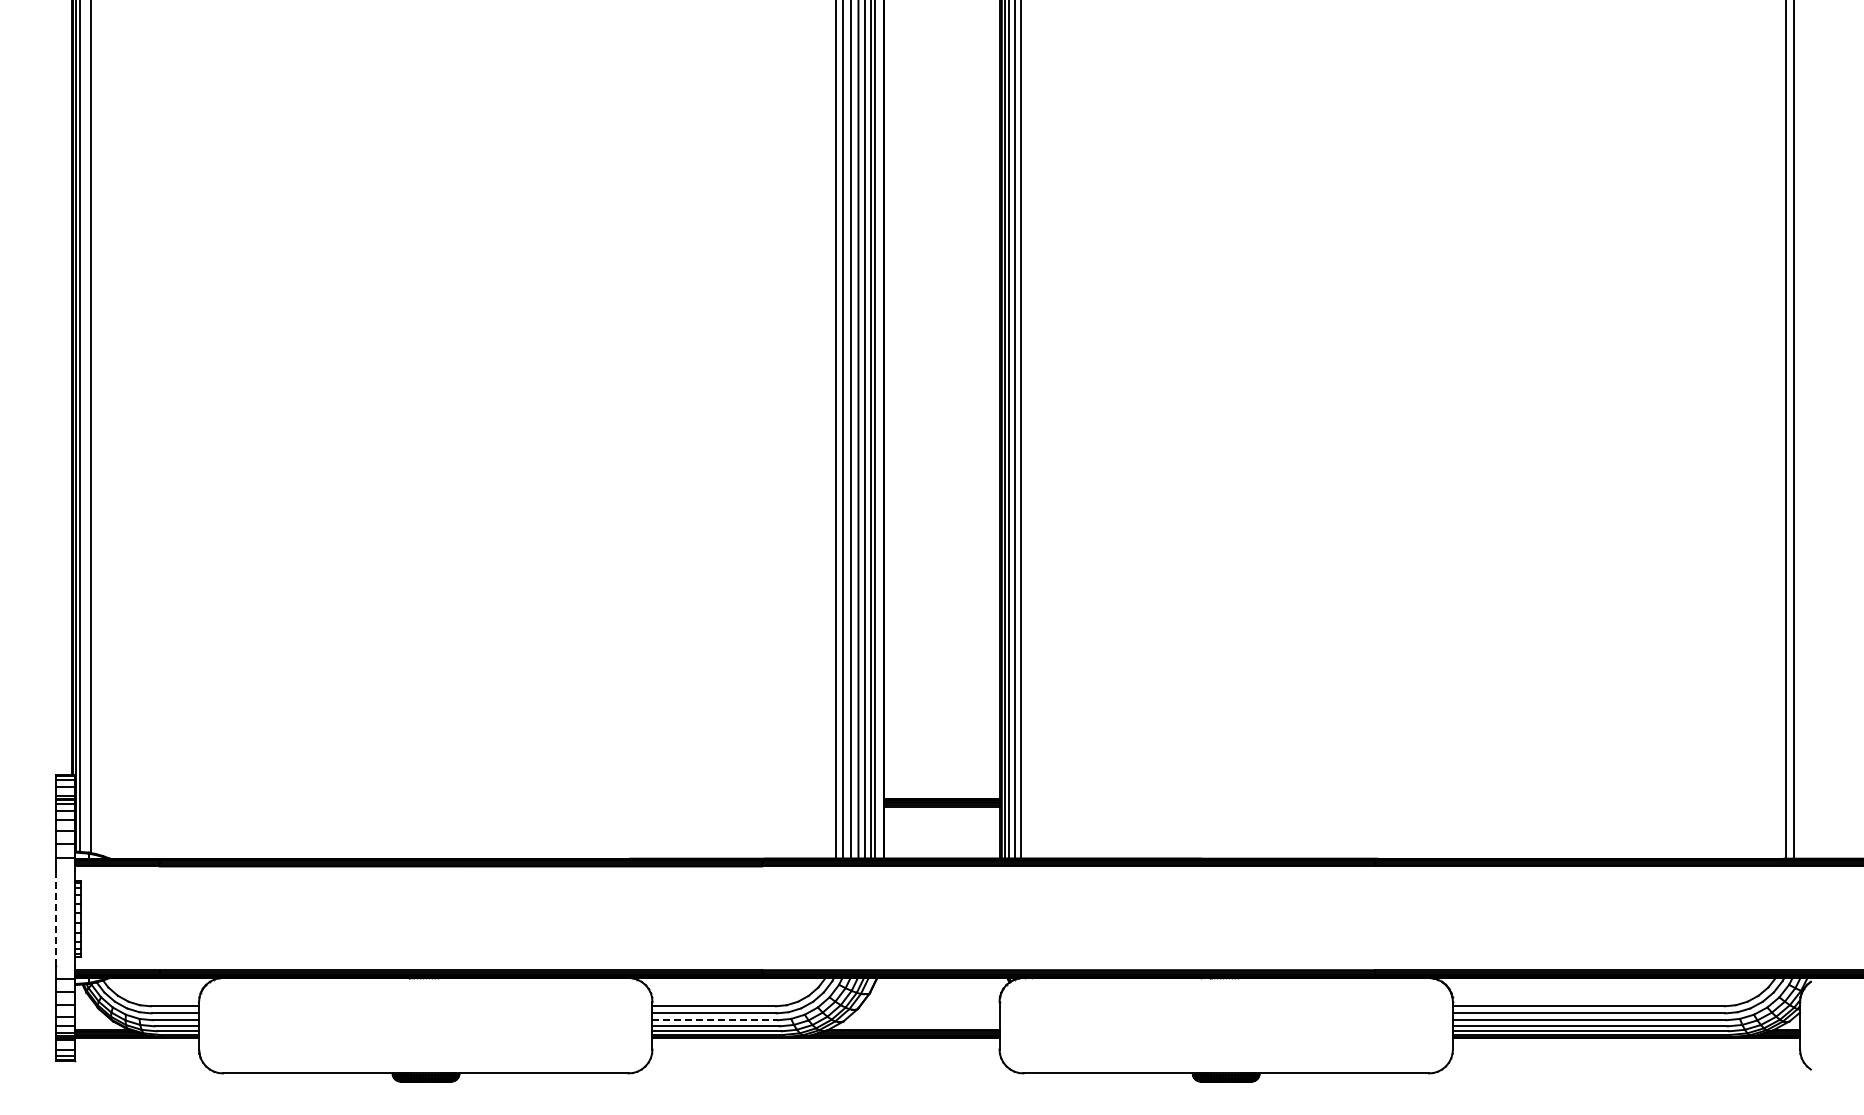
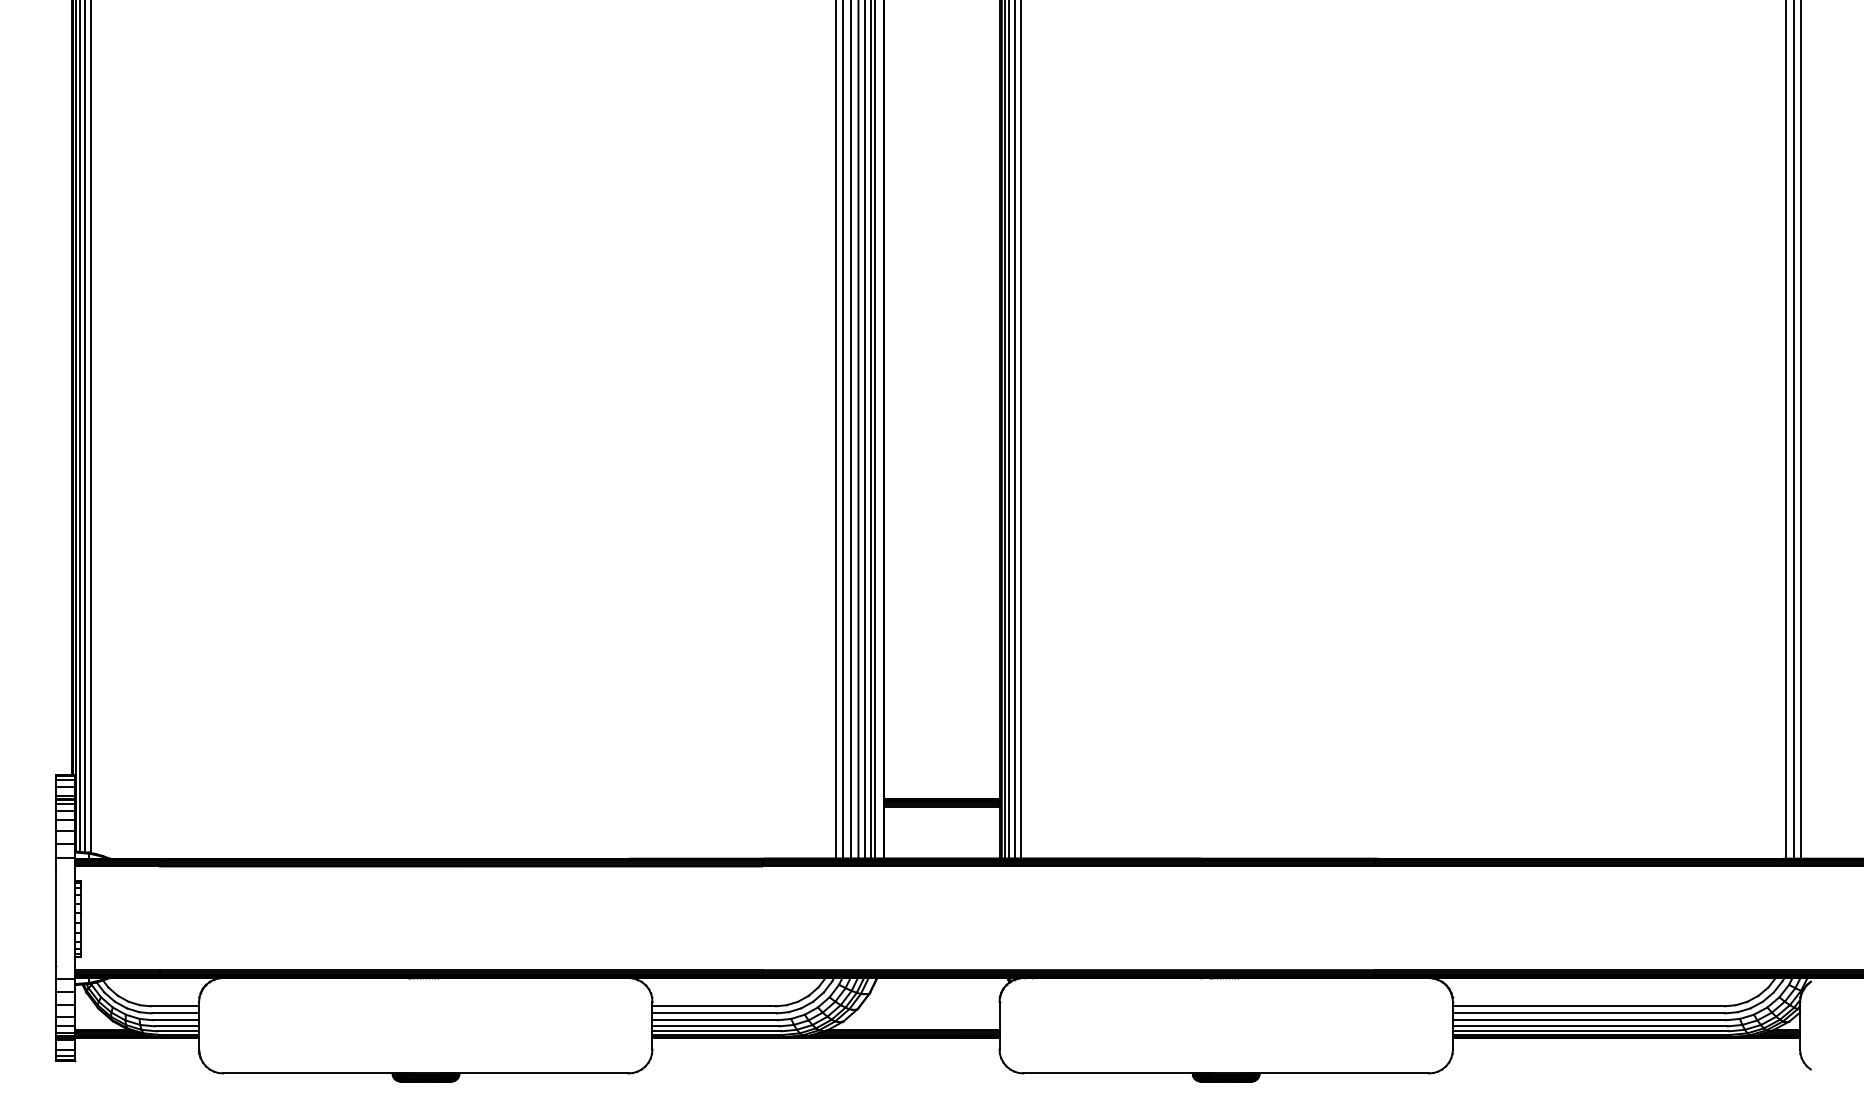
line: none -> present (84, 427)
line: none -> present (1801, 430)
line: dashed -> solid (55, 918)
line: dashed -> solid (715, 1020)
